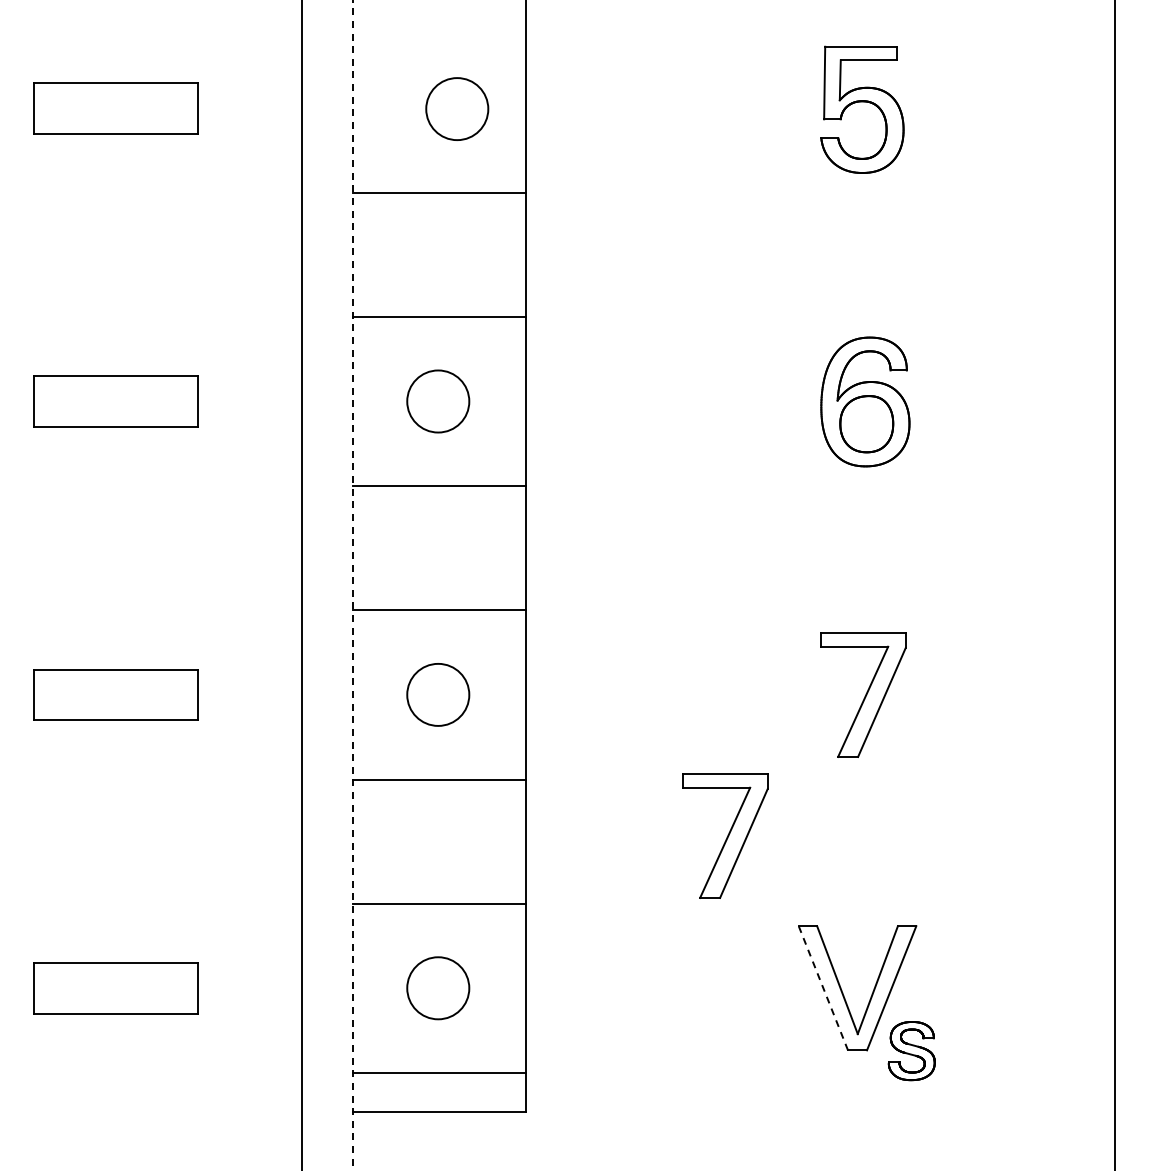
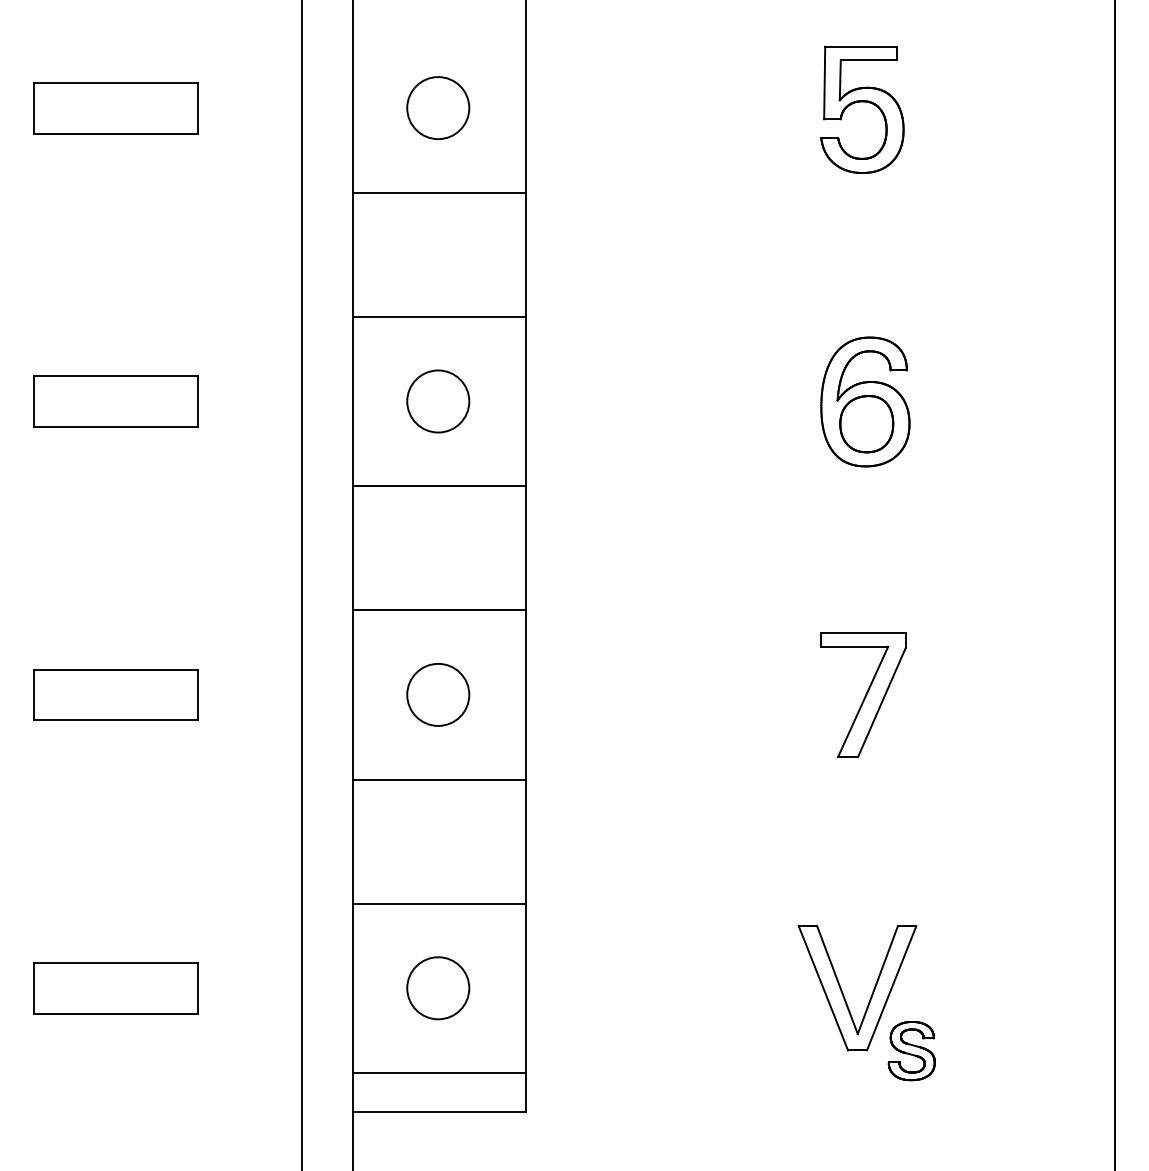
circle position: (457, 108) -> (438, 107) (438, 107)
line: dashed -> solid (353, 584)
part: present -> none (725, 835)
line: dashed -> solid (823, 988)
